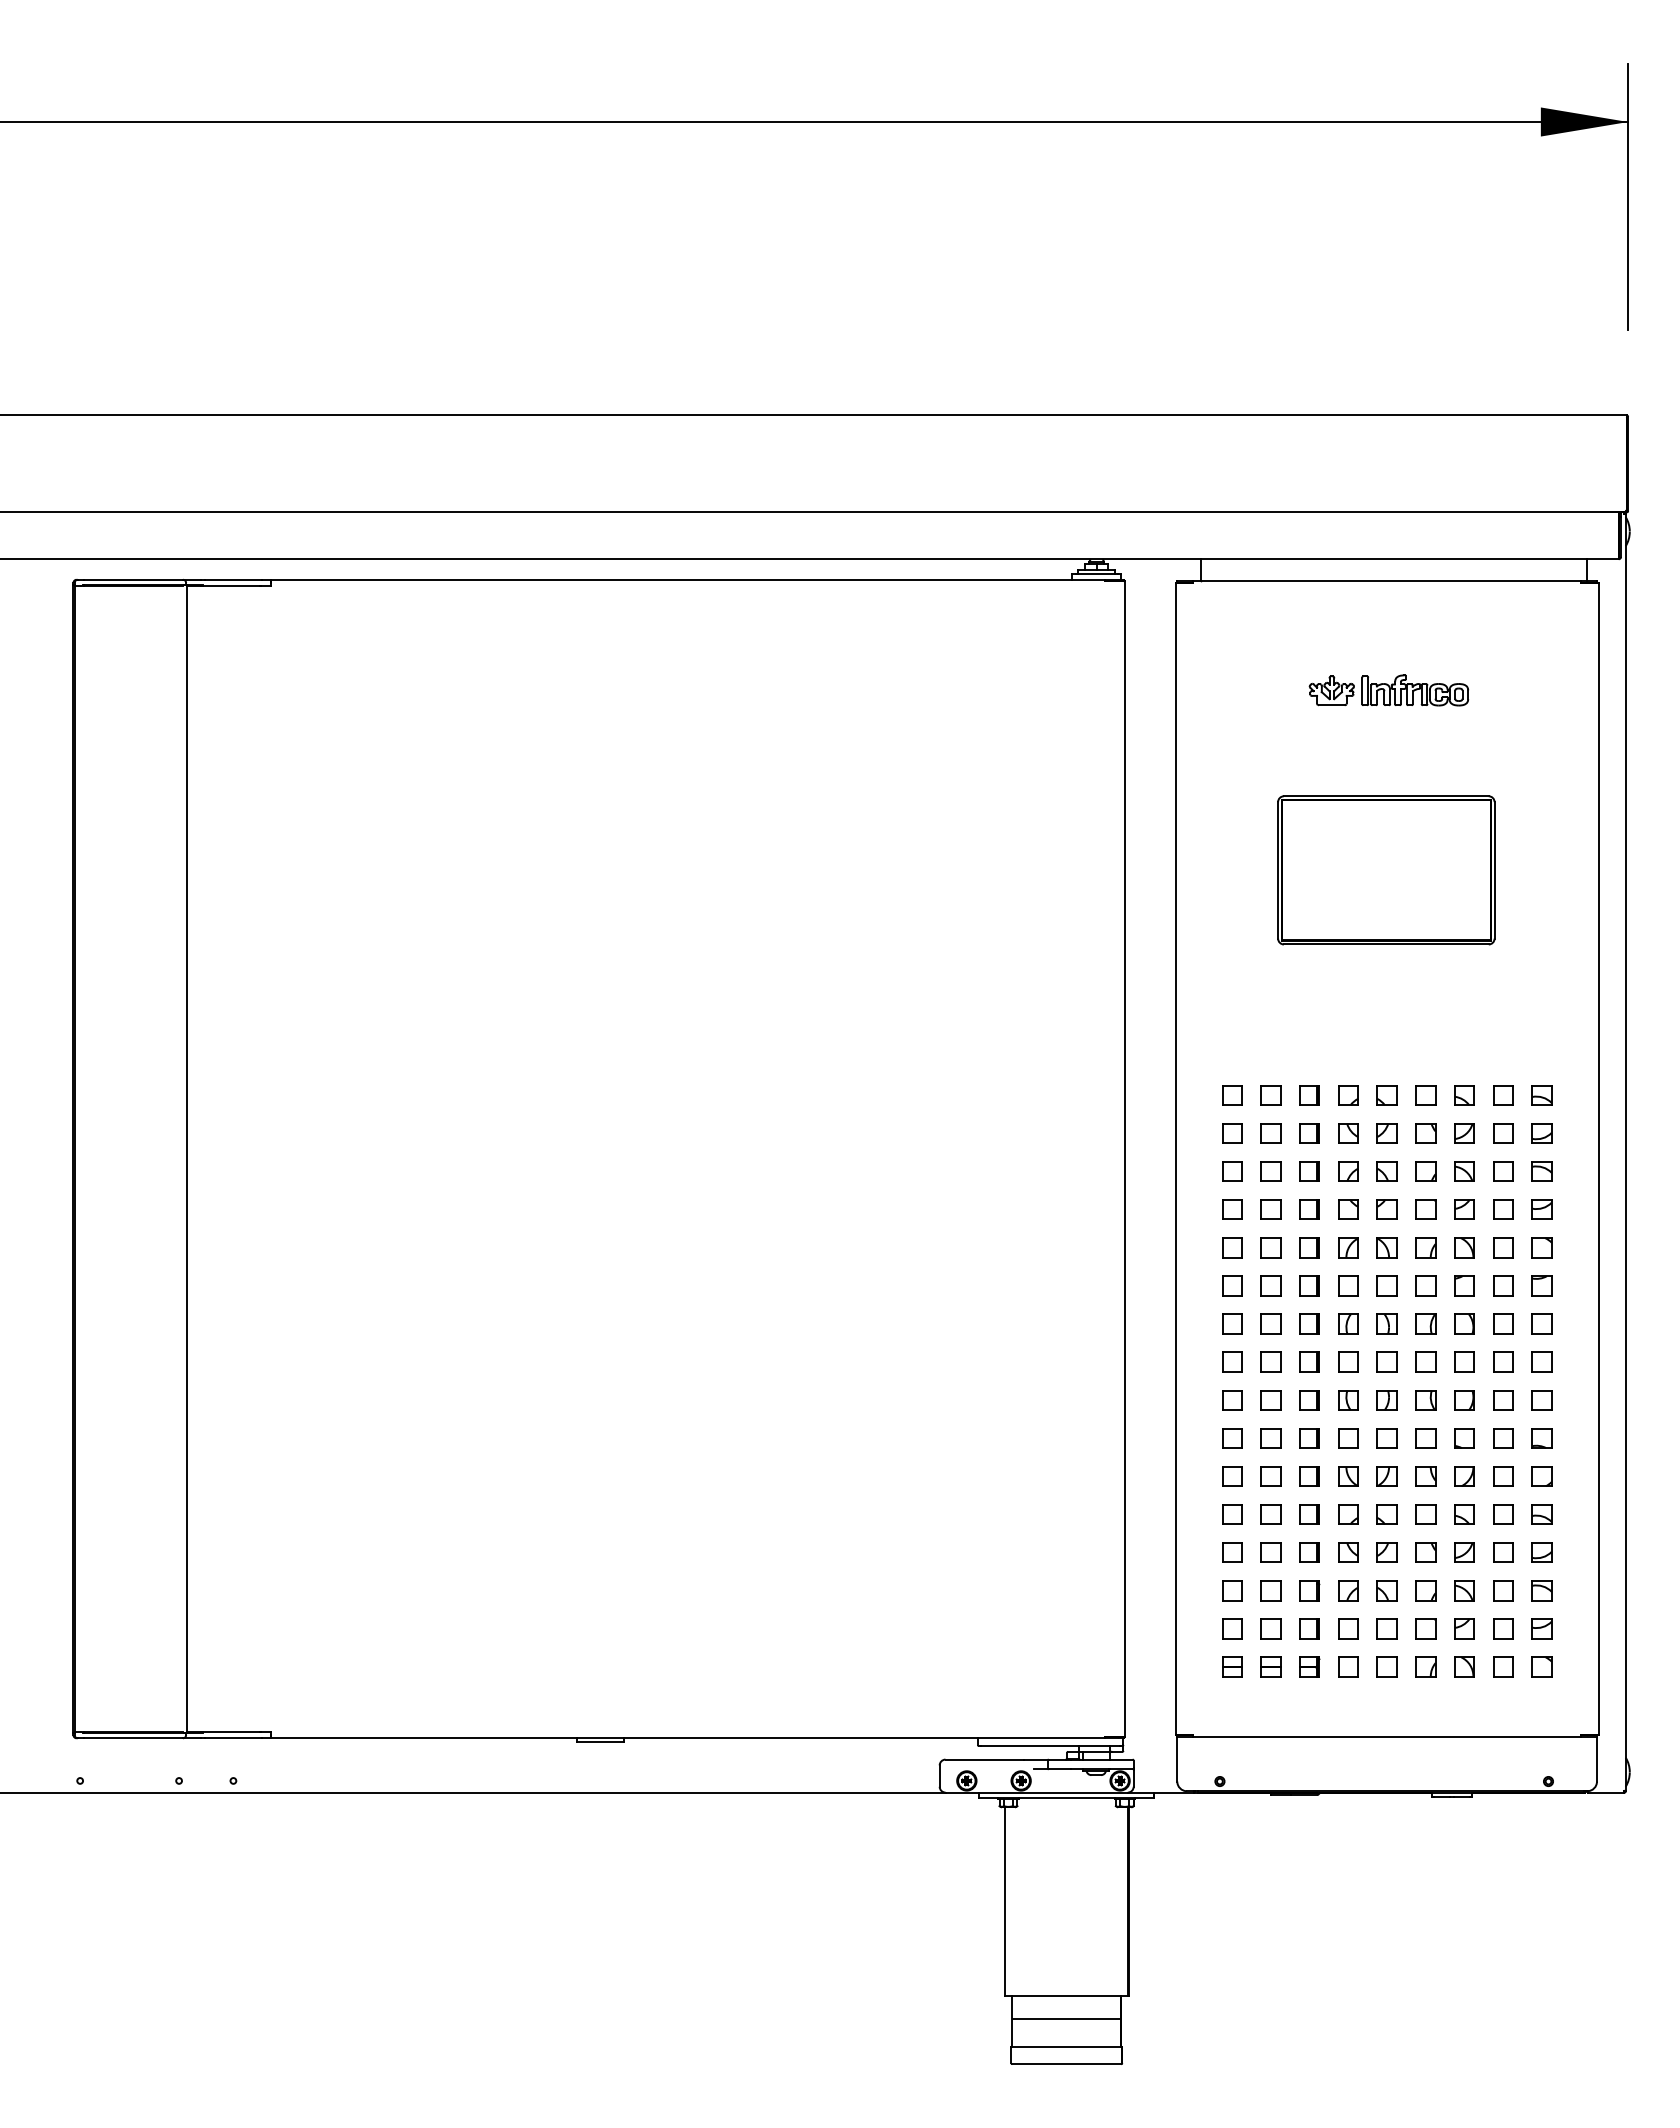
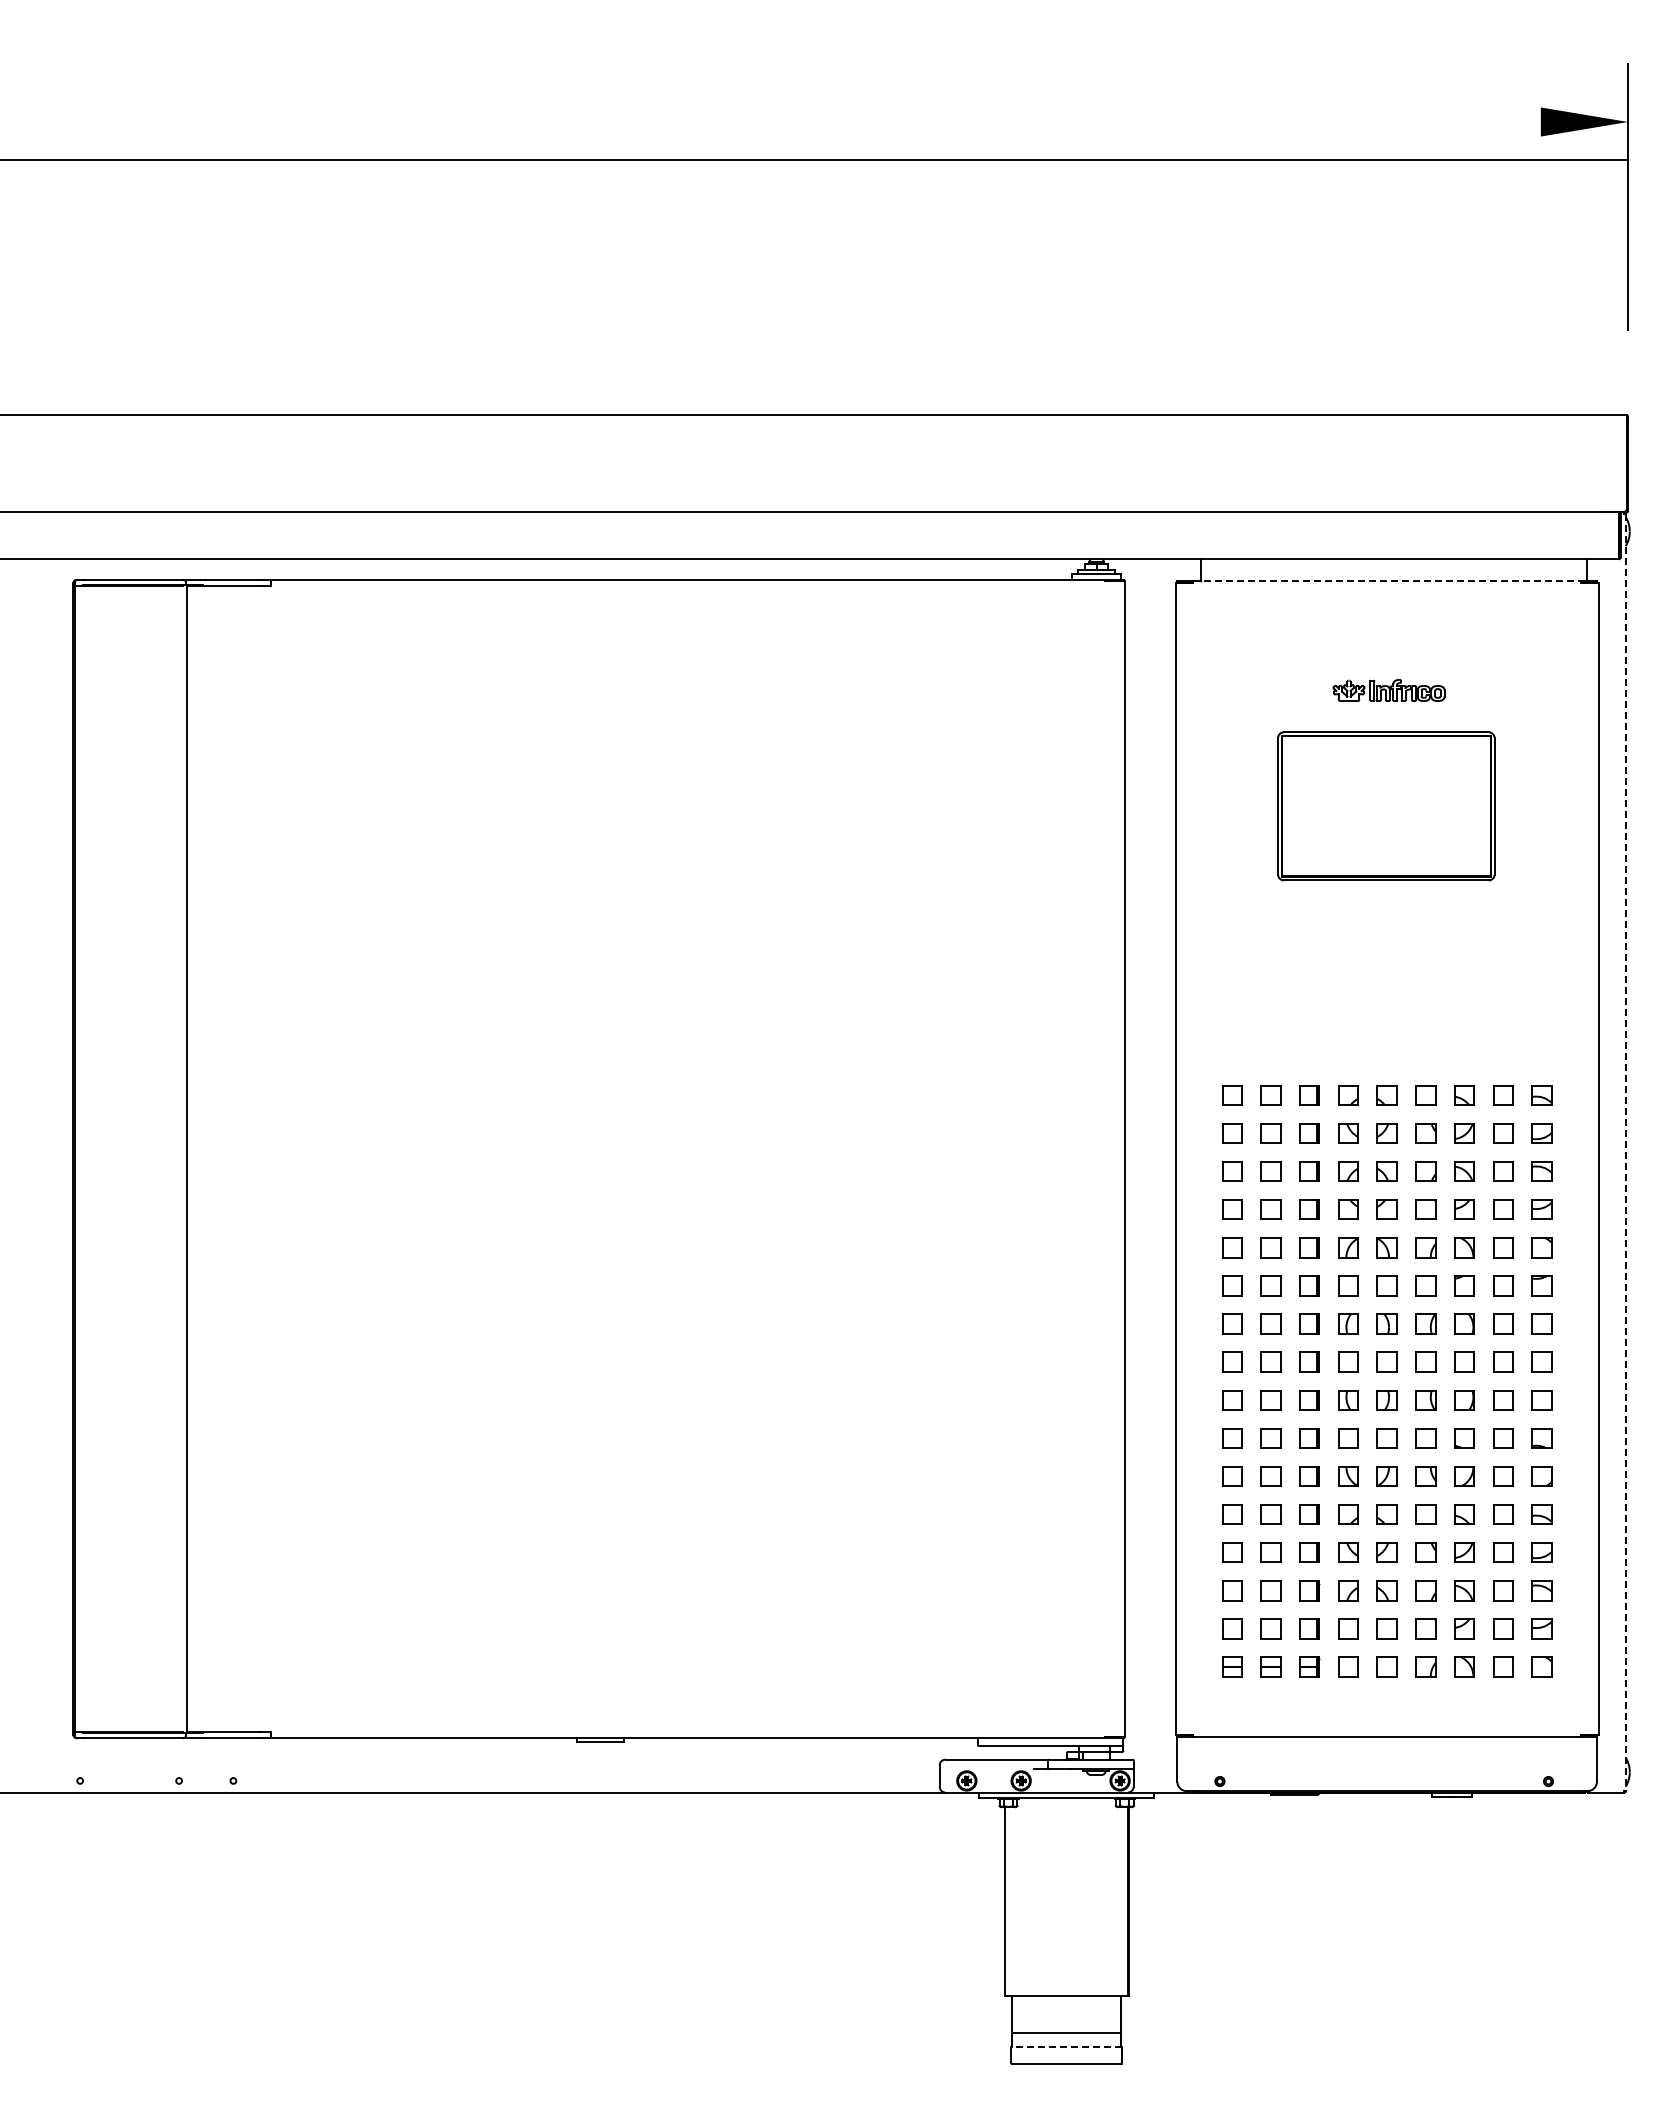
line position: (815, 122) -> (815, 160) (815, 160)
line: solid -> dashed (1387, 581)
part size: 162x33 px -> 114x23 px (1388, 690)
part position: (1386, 870) -> (1386, 806) (1386, 806)
line: solid -> dashed (1625, 1152)
line position: (1066, 2018) -> (1066, 2032) (1066, 2032)
line: solid -> dashed (1066, 2046)
